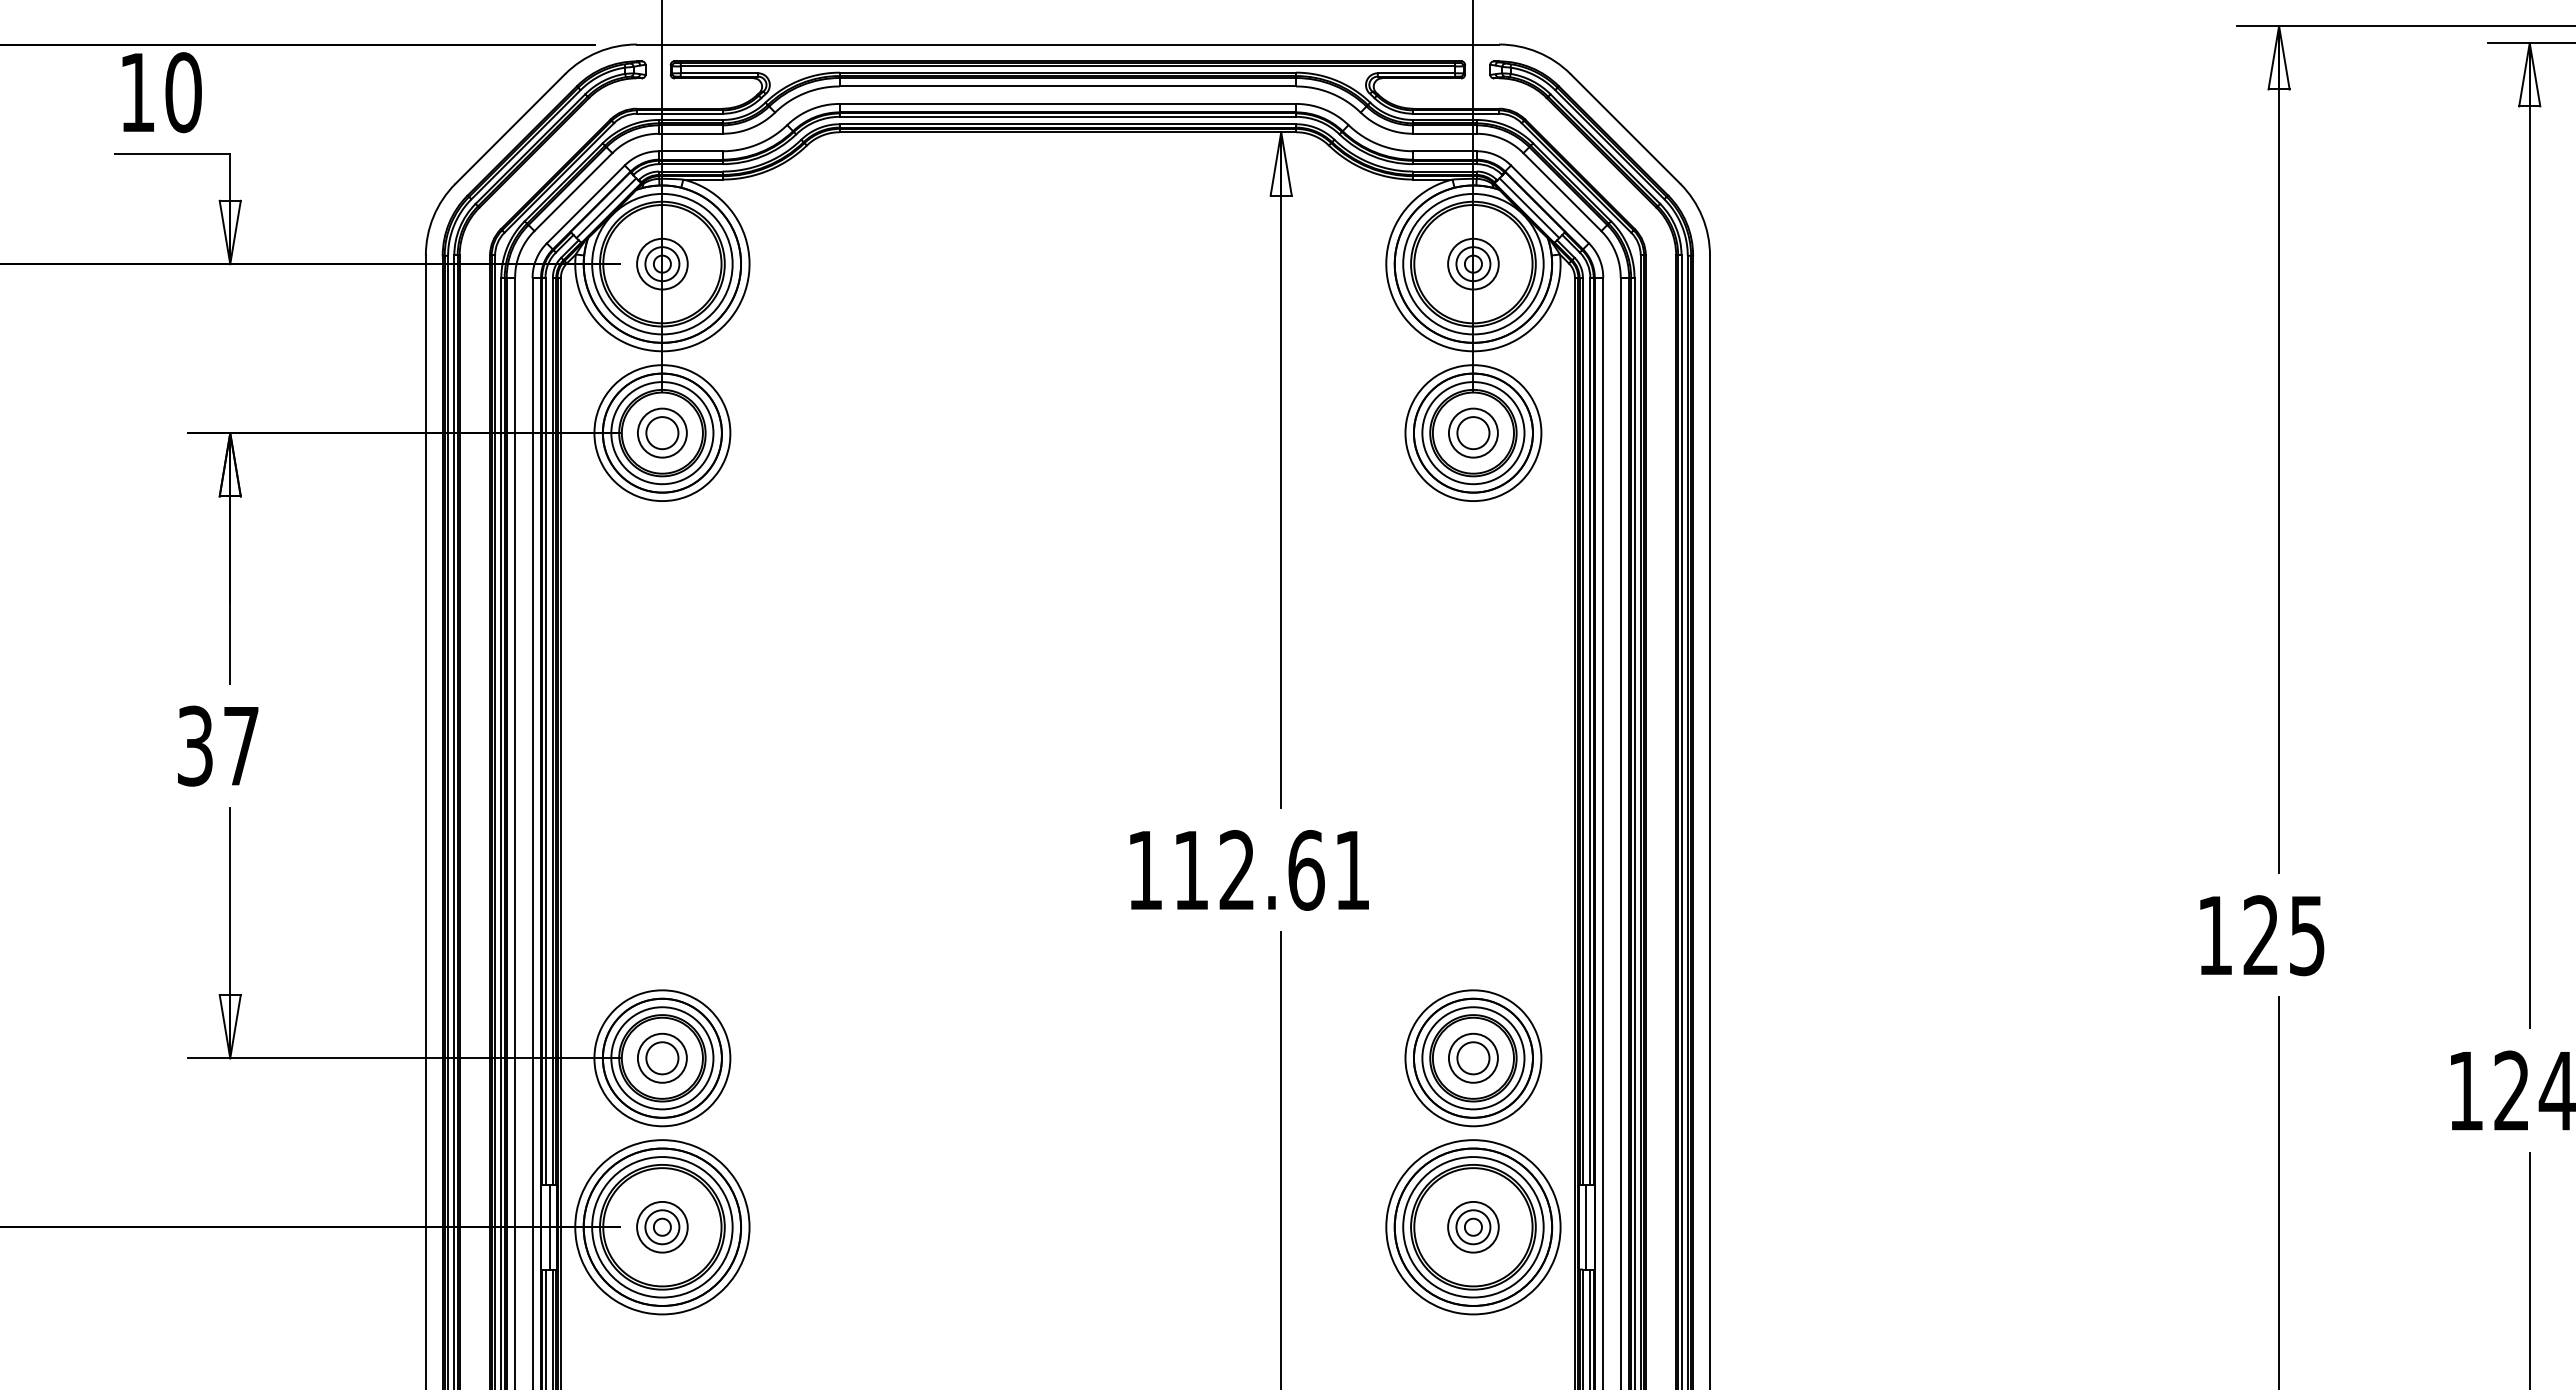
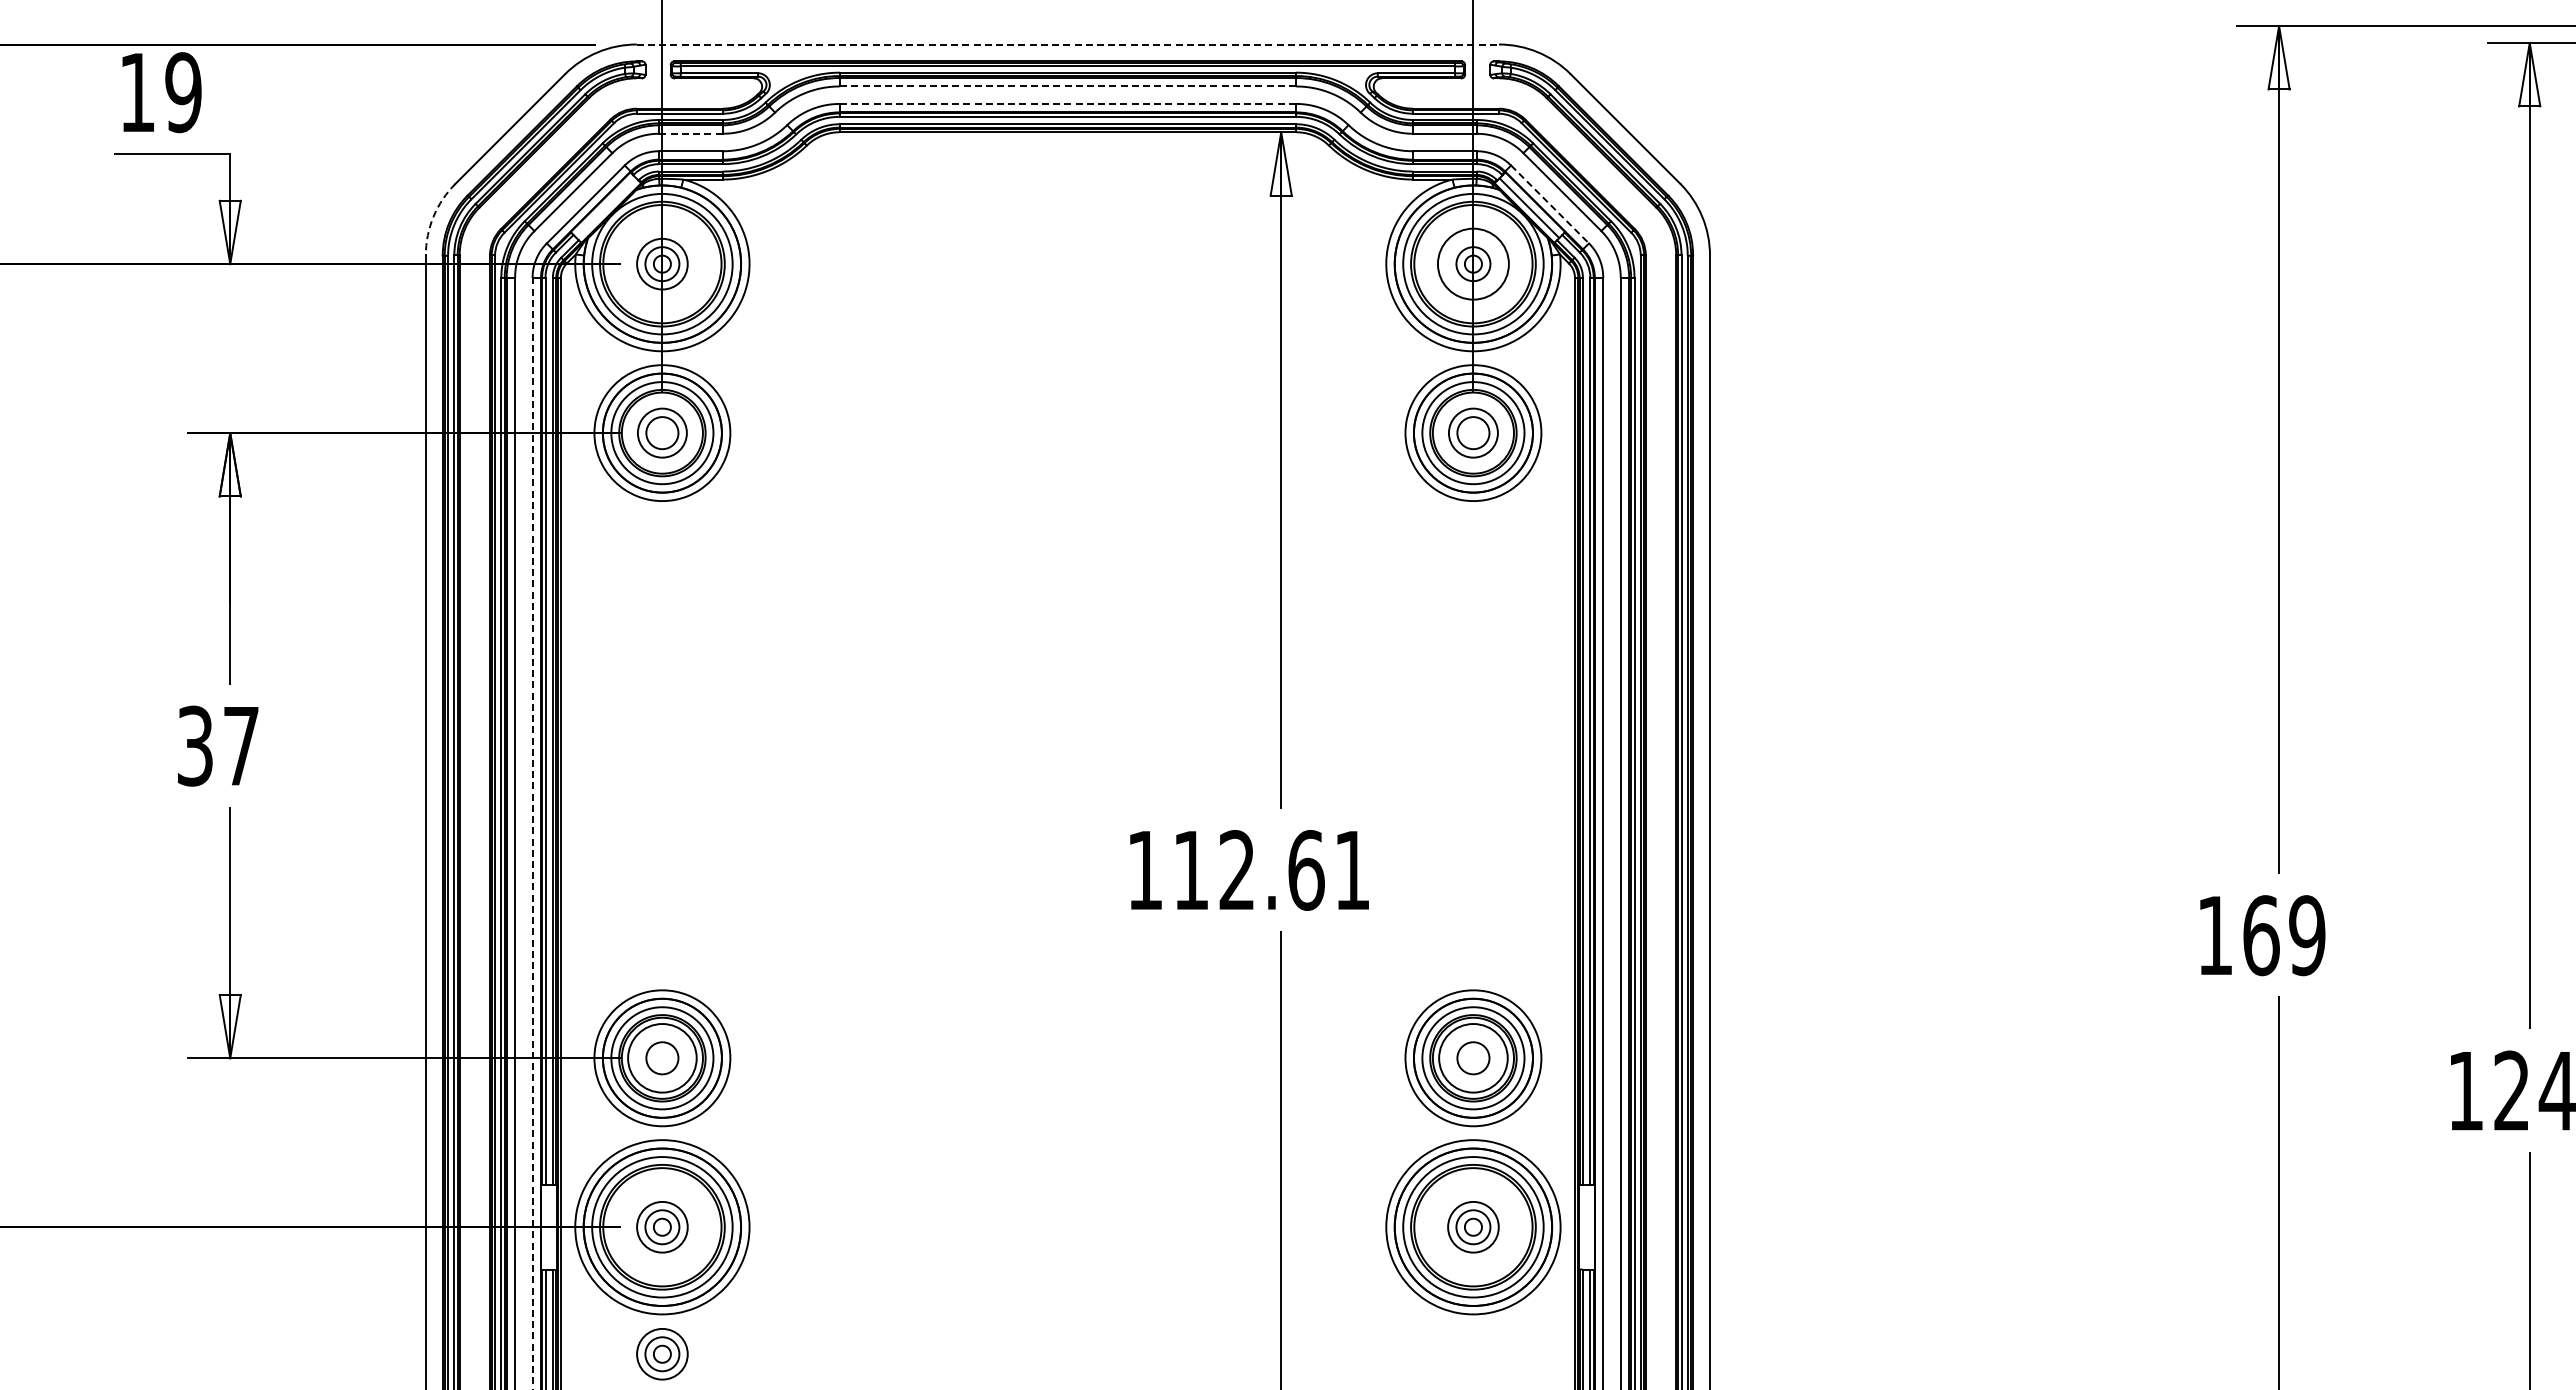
line: solid -> dashed (1068, 44)
line: solid -> dashed (1067, 86)
text: 10 -> 19 (183, 92)
line: solid -> dashed (1068, 103)
line: solid -> dashed (690, 133)
line: solid -> dashed (1550, 204)
line: present -> none (606, 208)
arc: solid -> dashed (433, 216)
circle diameter: 51 px -> 71 px (1472, 263)
line: solid -> dashed (532, 833)
text: 125 -> 169 (2284, 935)
circle diameter: 49 px -> 69 px (662, 1058)
circle diameter: 49 px -> 69 px (1473, 1058)
line: present -> none (549, 1227)
line: present -> none (1586, 1227)
part: none -> present (662, 1354)
